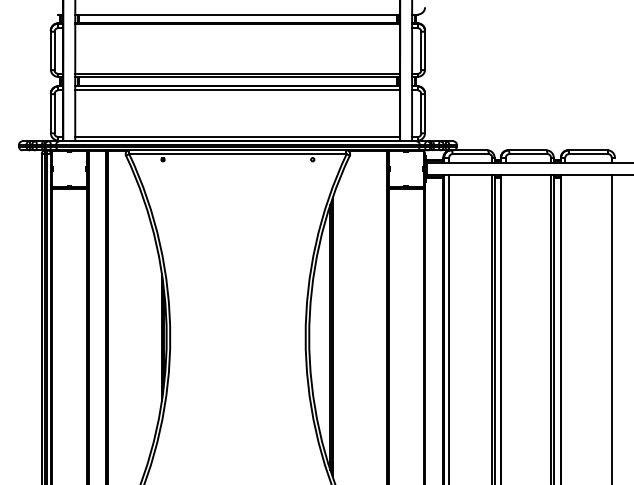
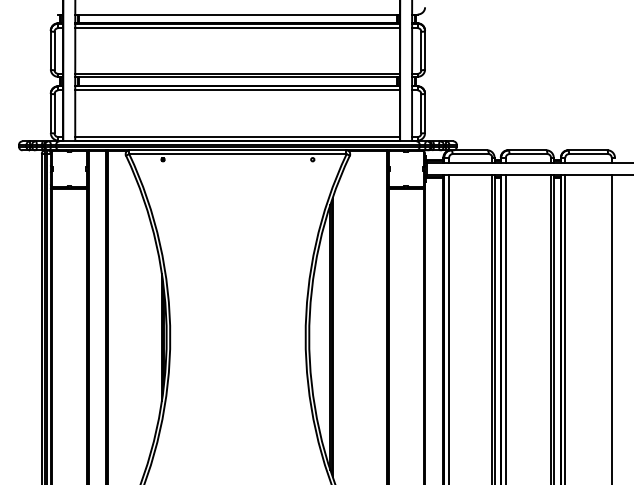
line: none -> present (237, 28)
line: none -> present (505, 328)
line: none -> present (565, 328)
